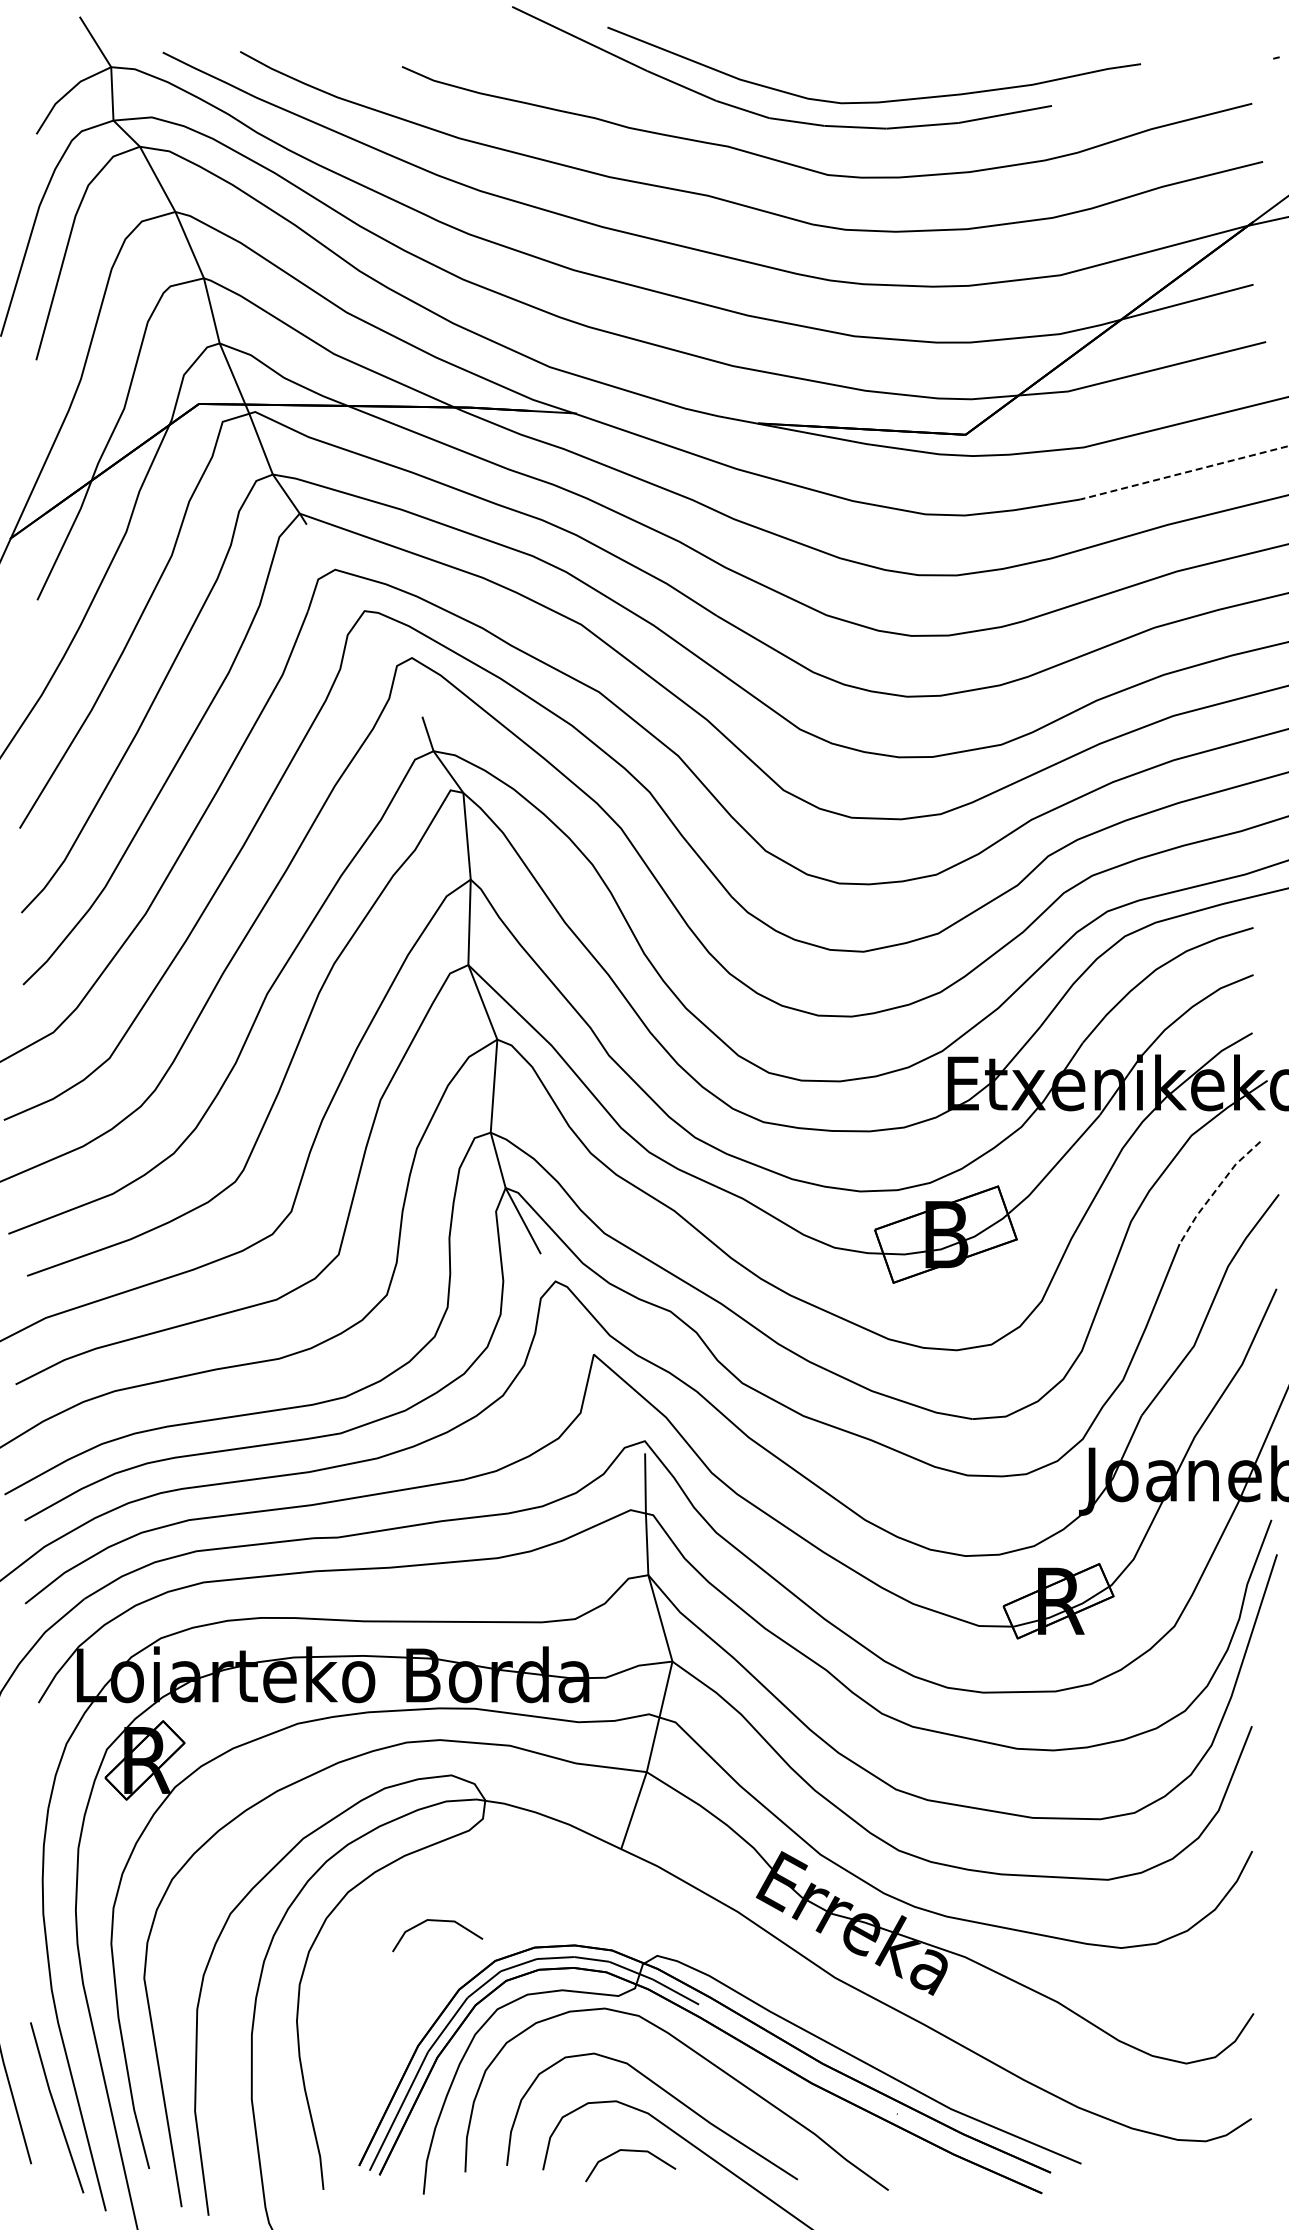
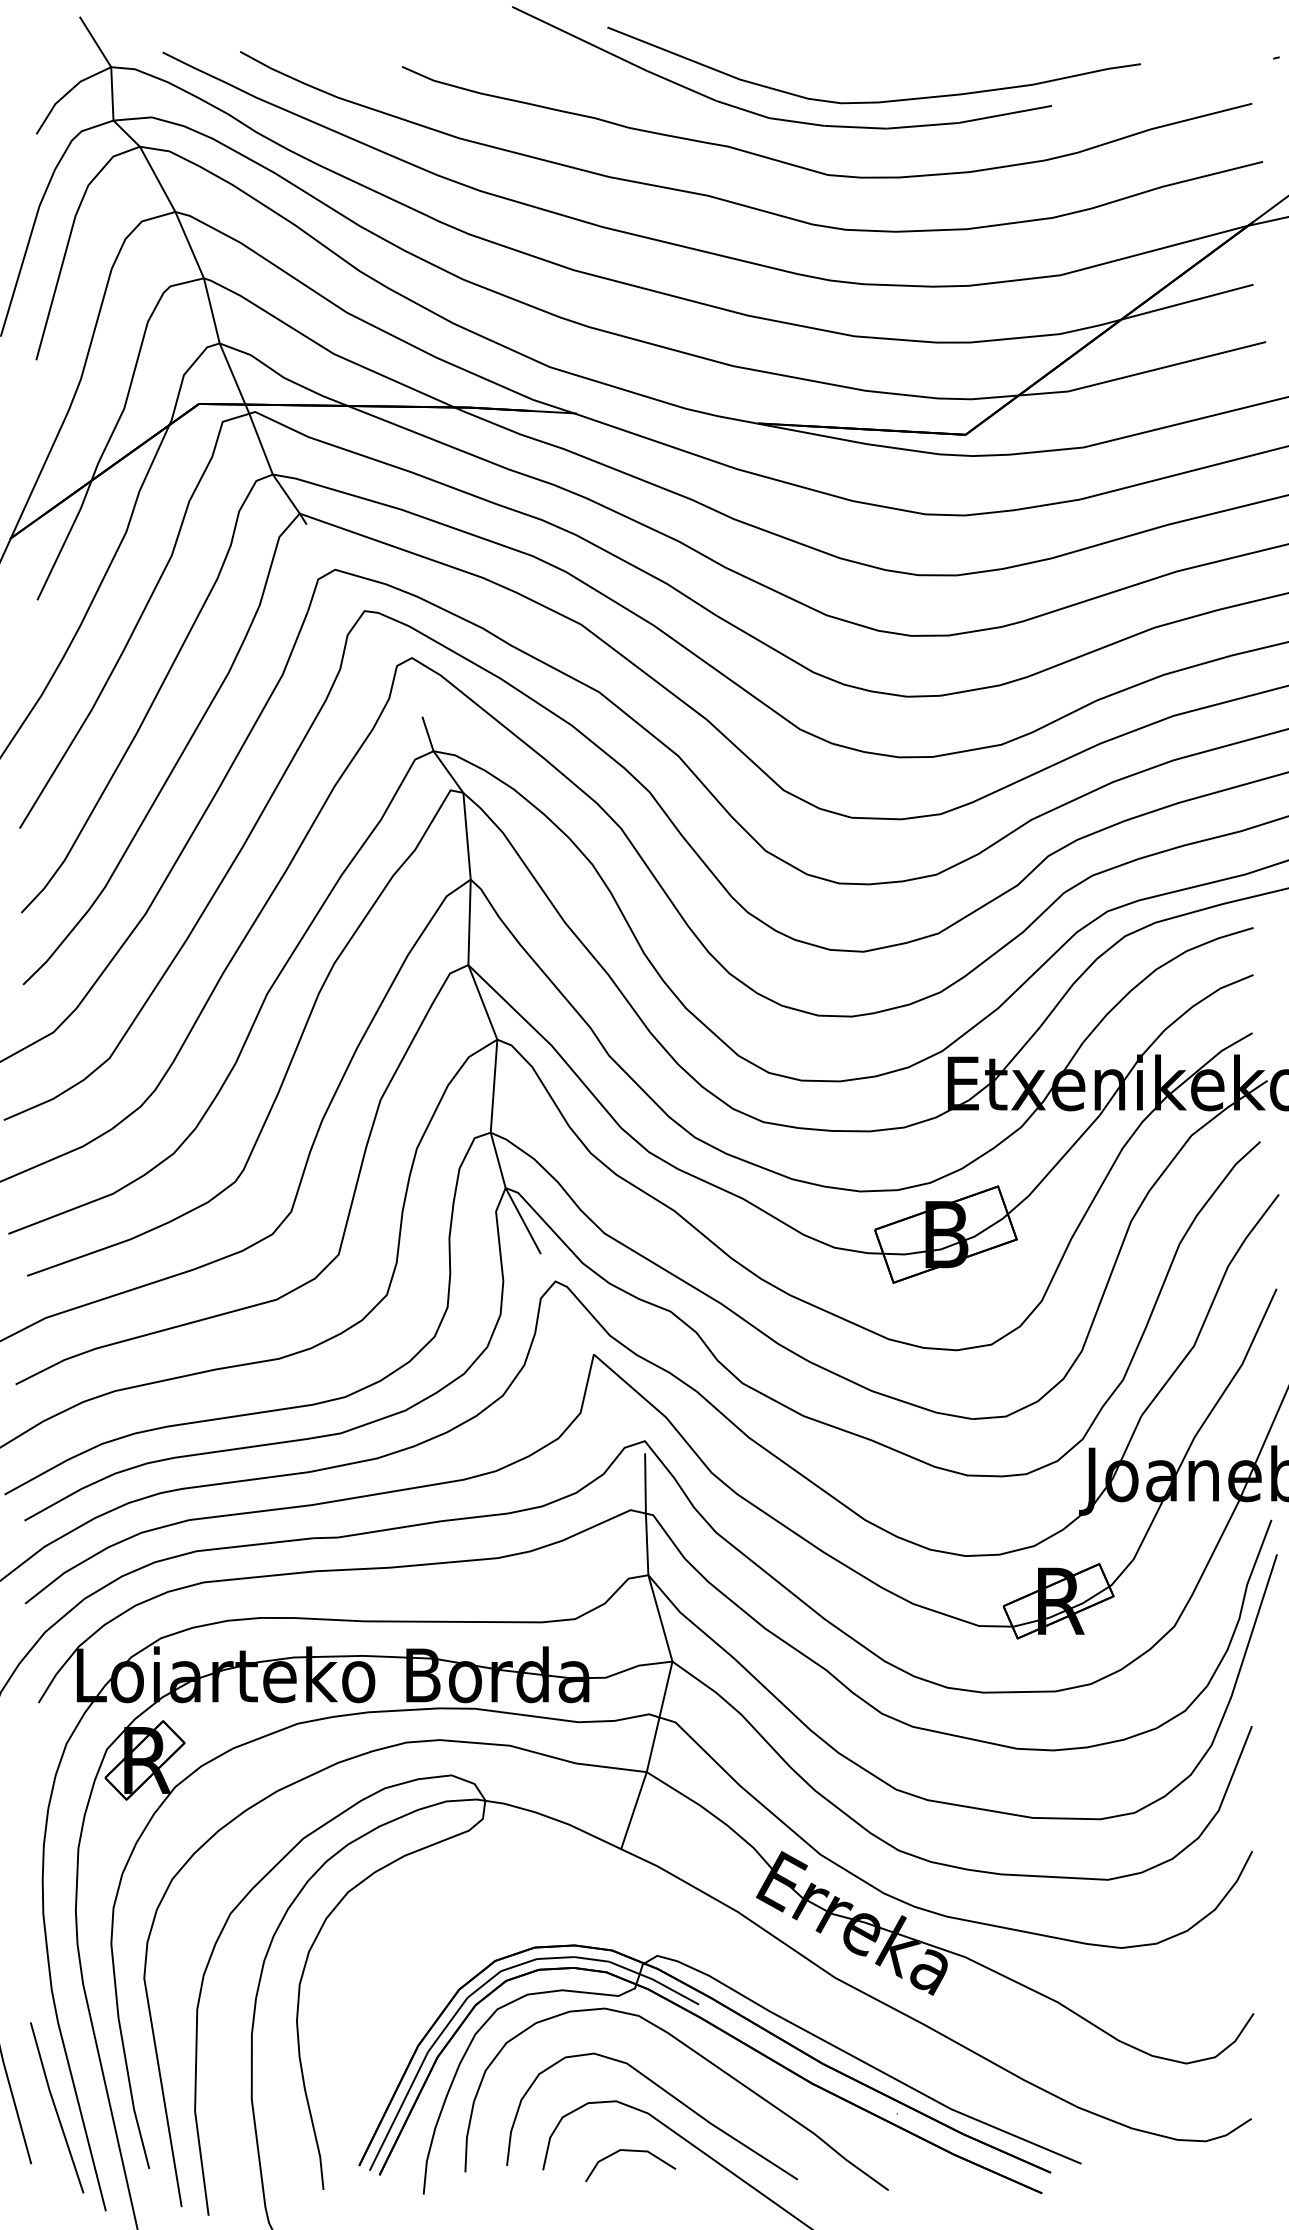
line: dashed -> solid (1184, 472)
line: dashed -> solid (1216, 1190)
line: present -> none (437, 1921)
